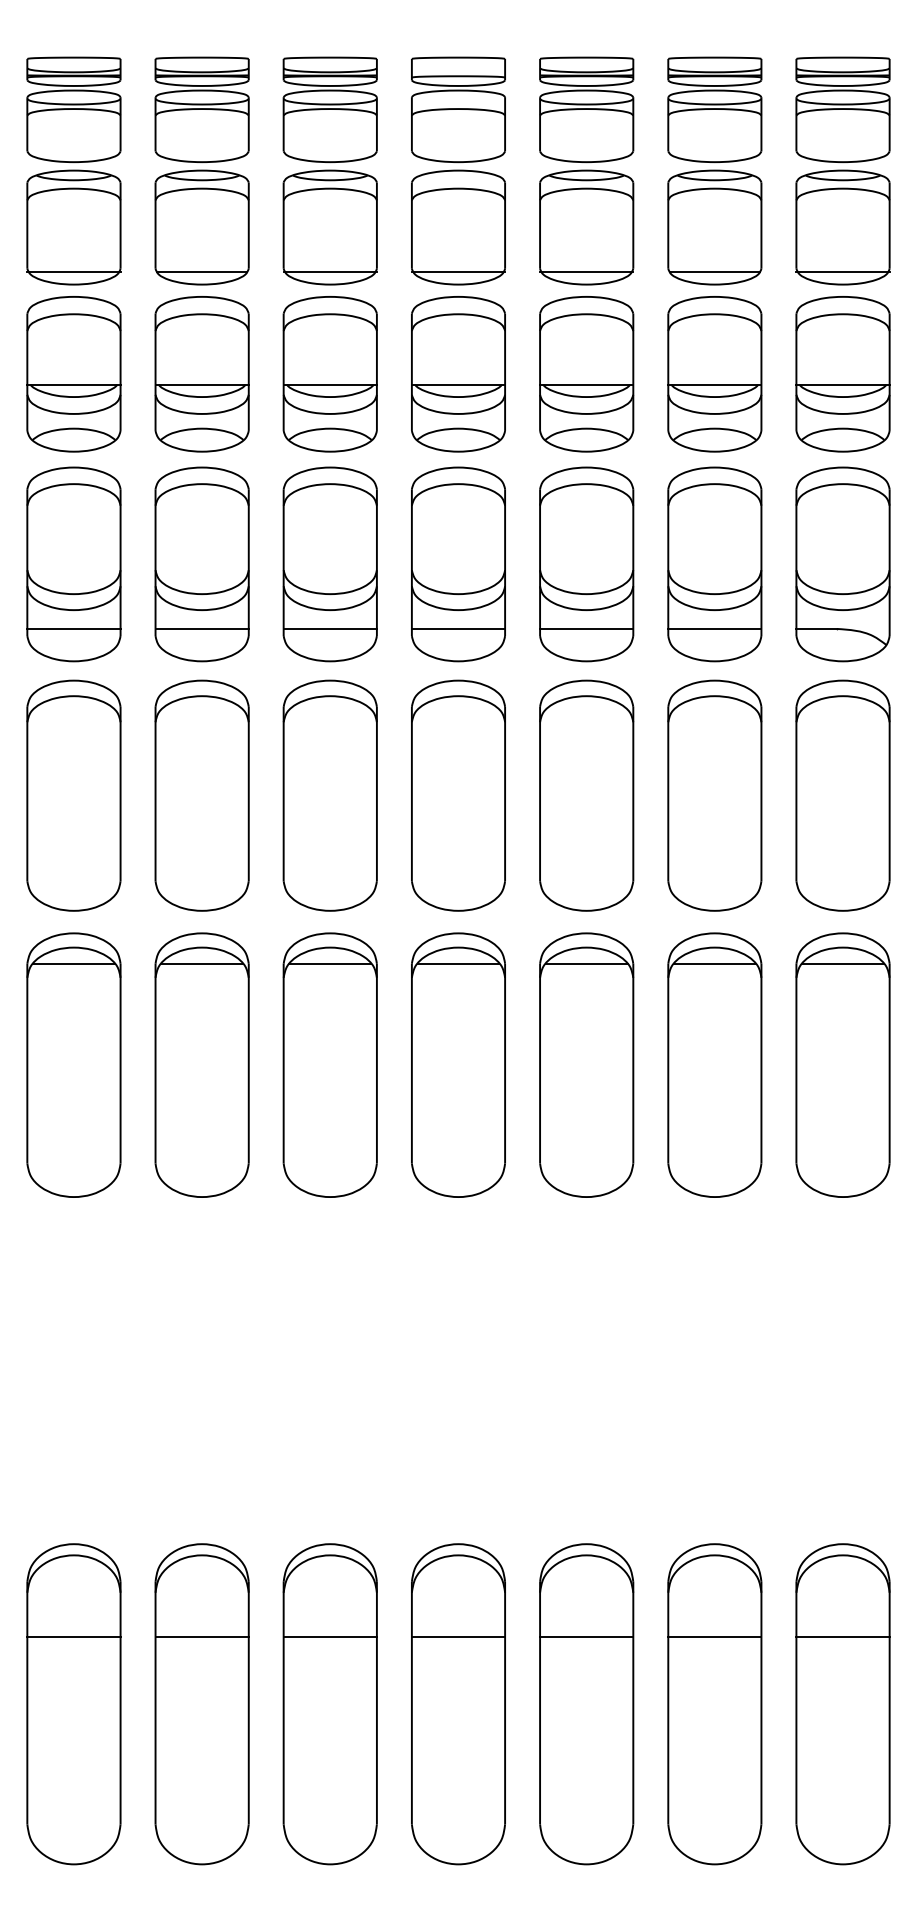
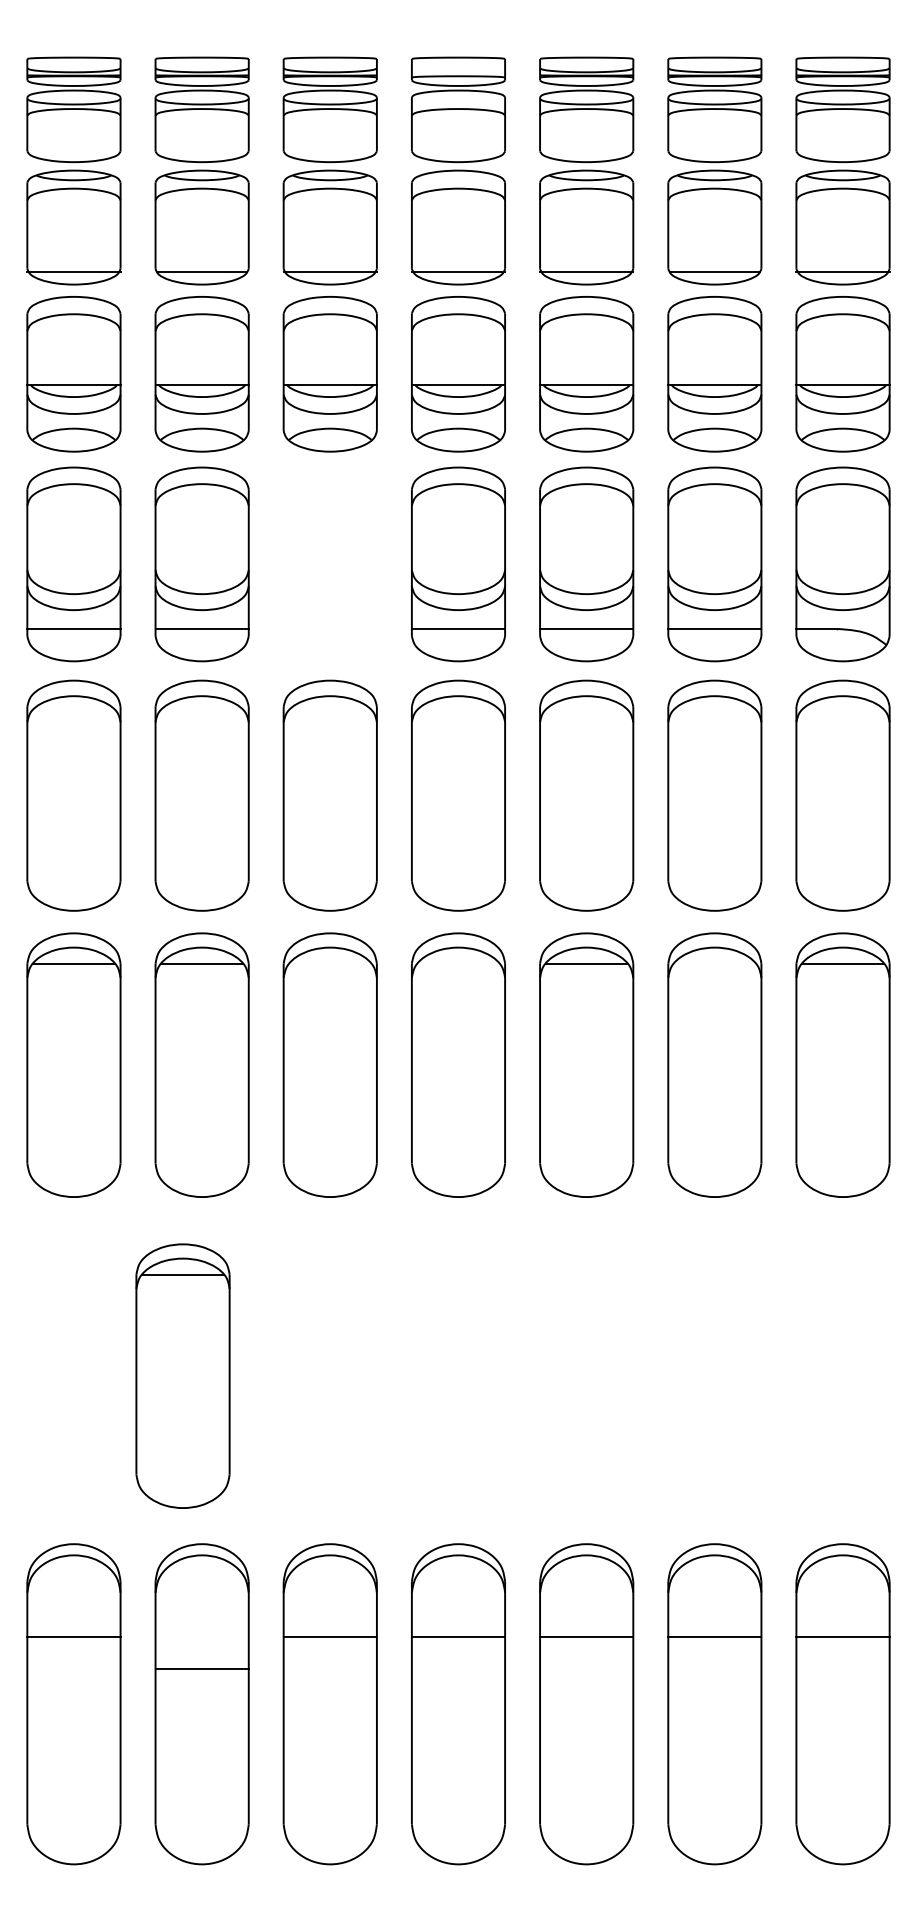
part: present -> none (329, 564)
line: present -> none (330, 964)
line: present -> none (458, 964)
line: present -> none (714, 964)
part: none -> present (182, 1375)
line position: (201, 1637) -> (201, 1669) (201, 1669)
